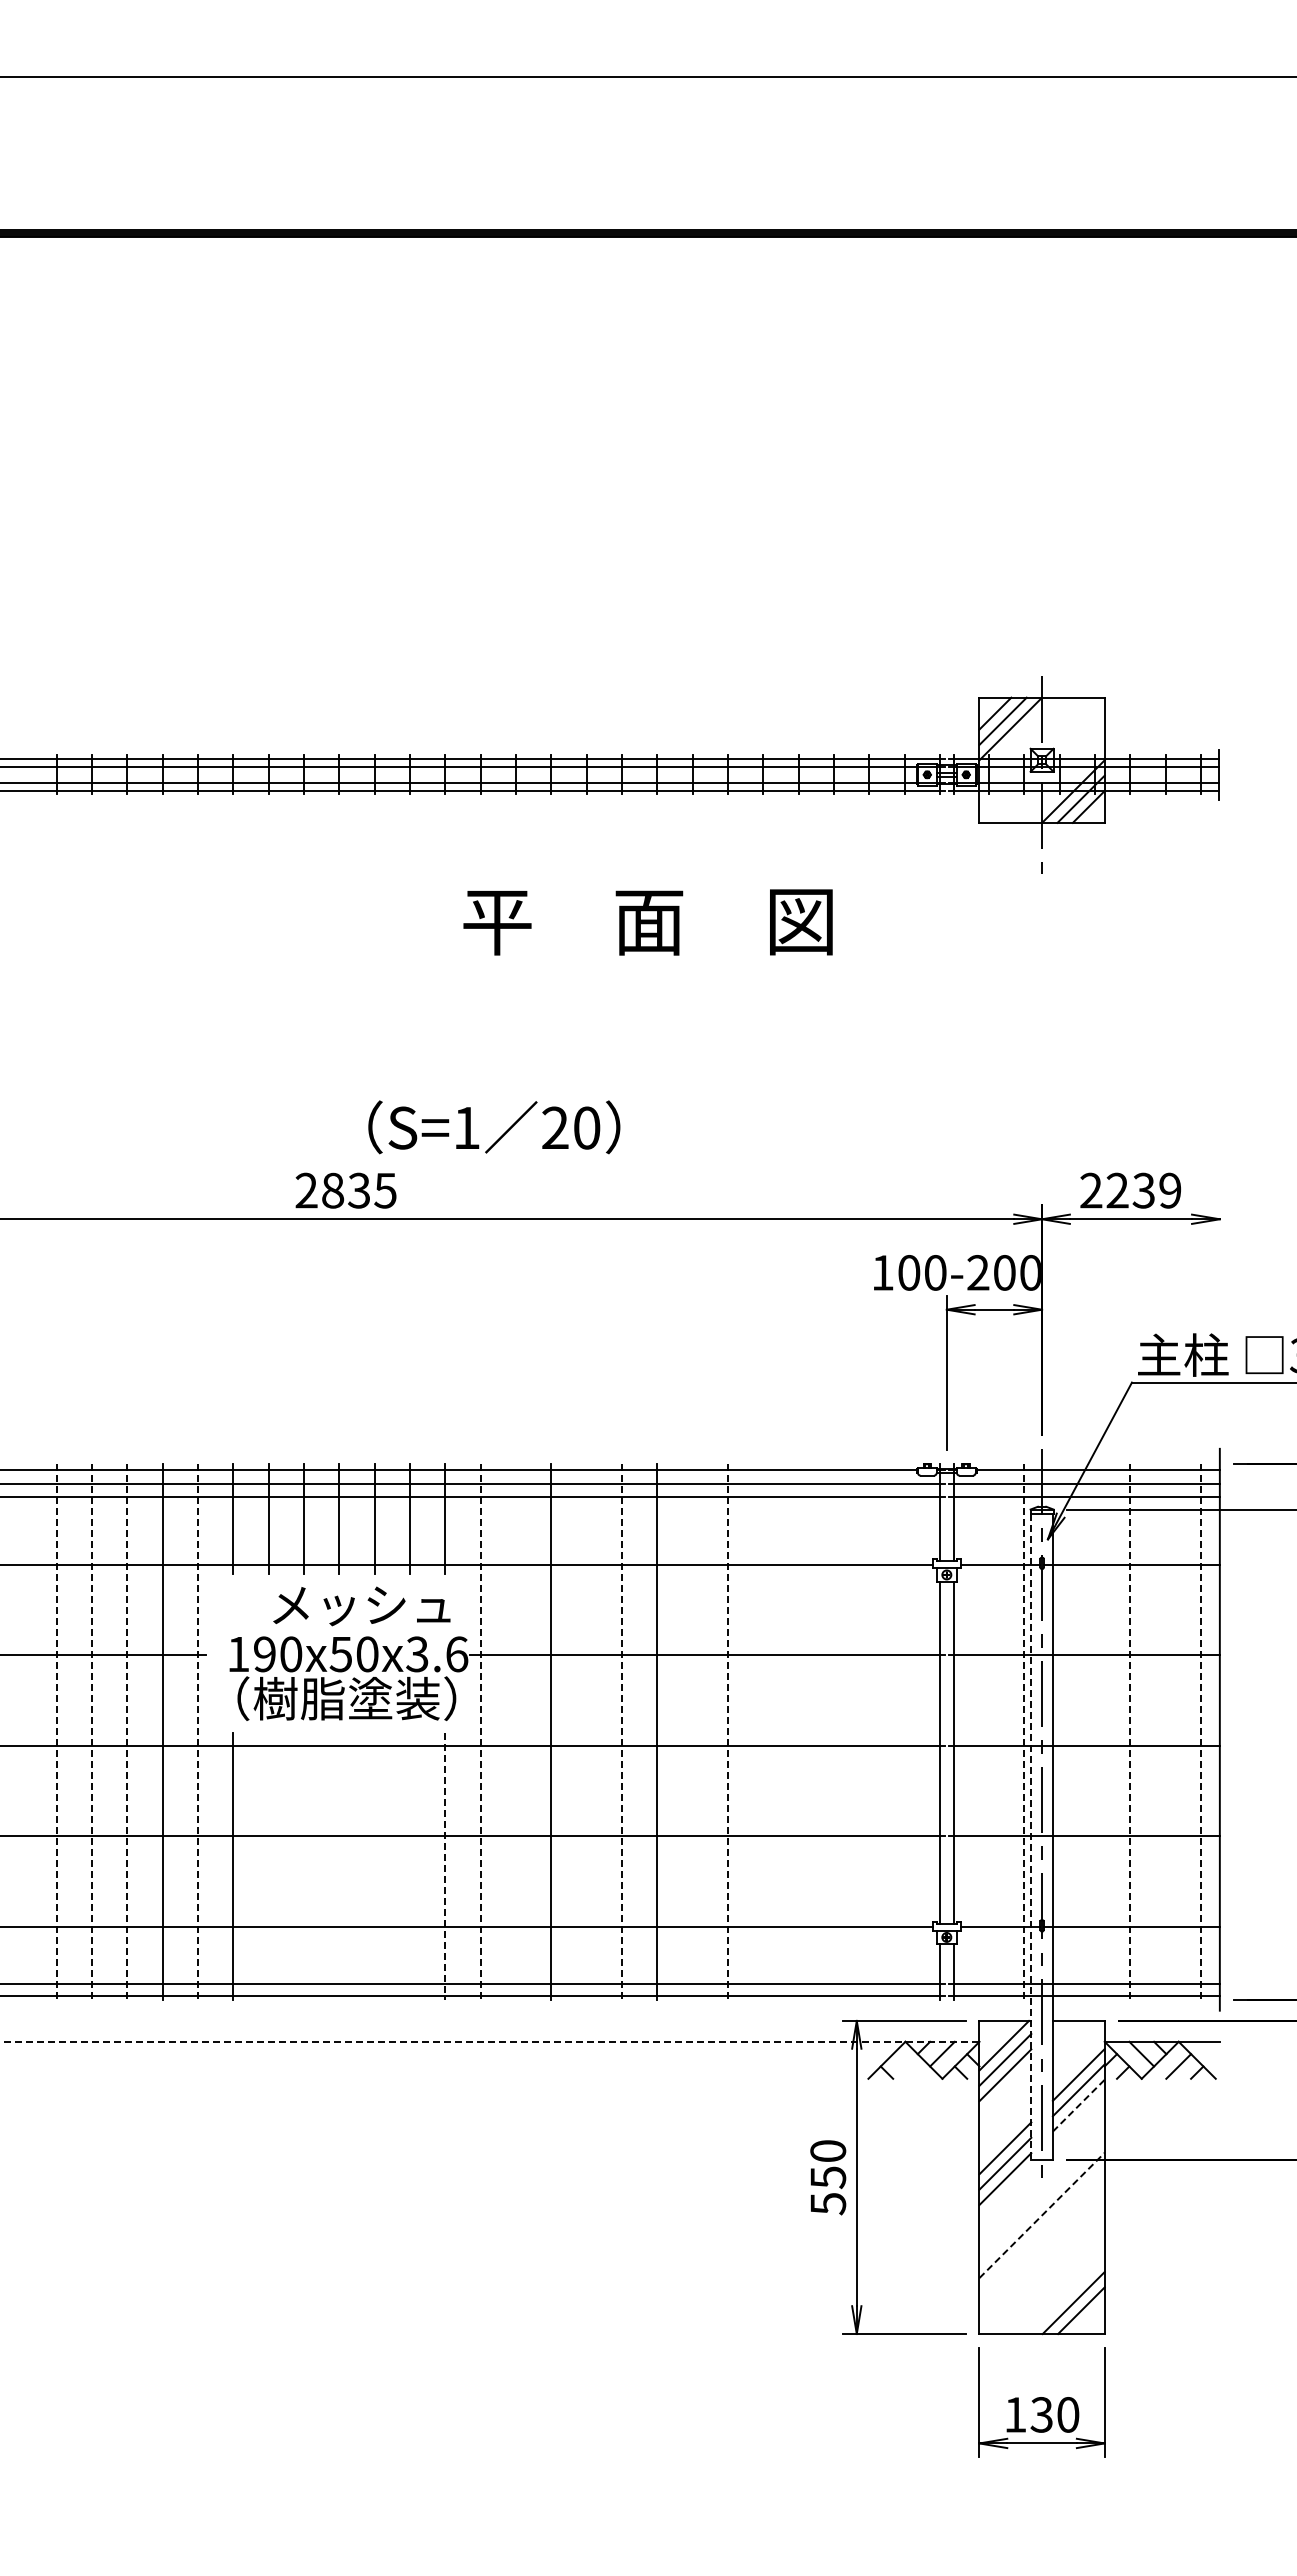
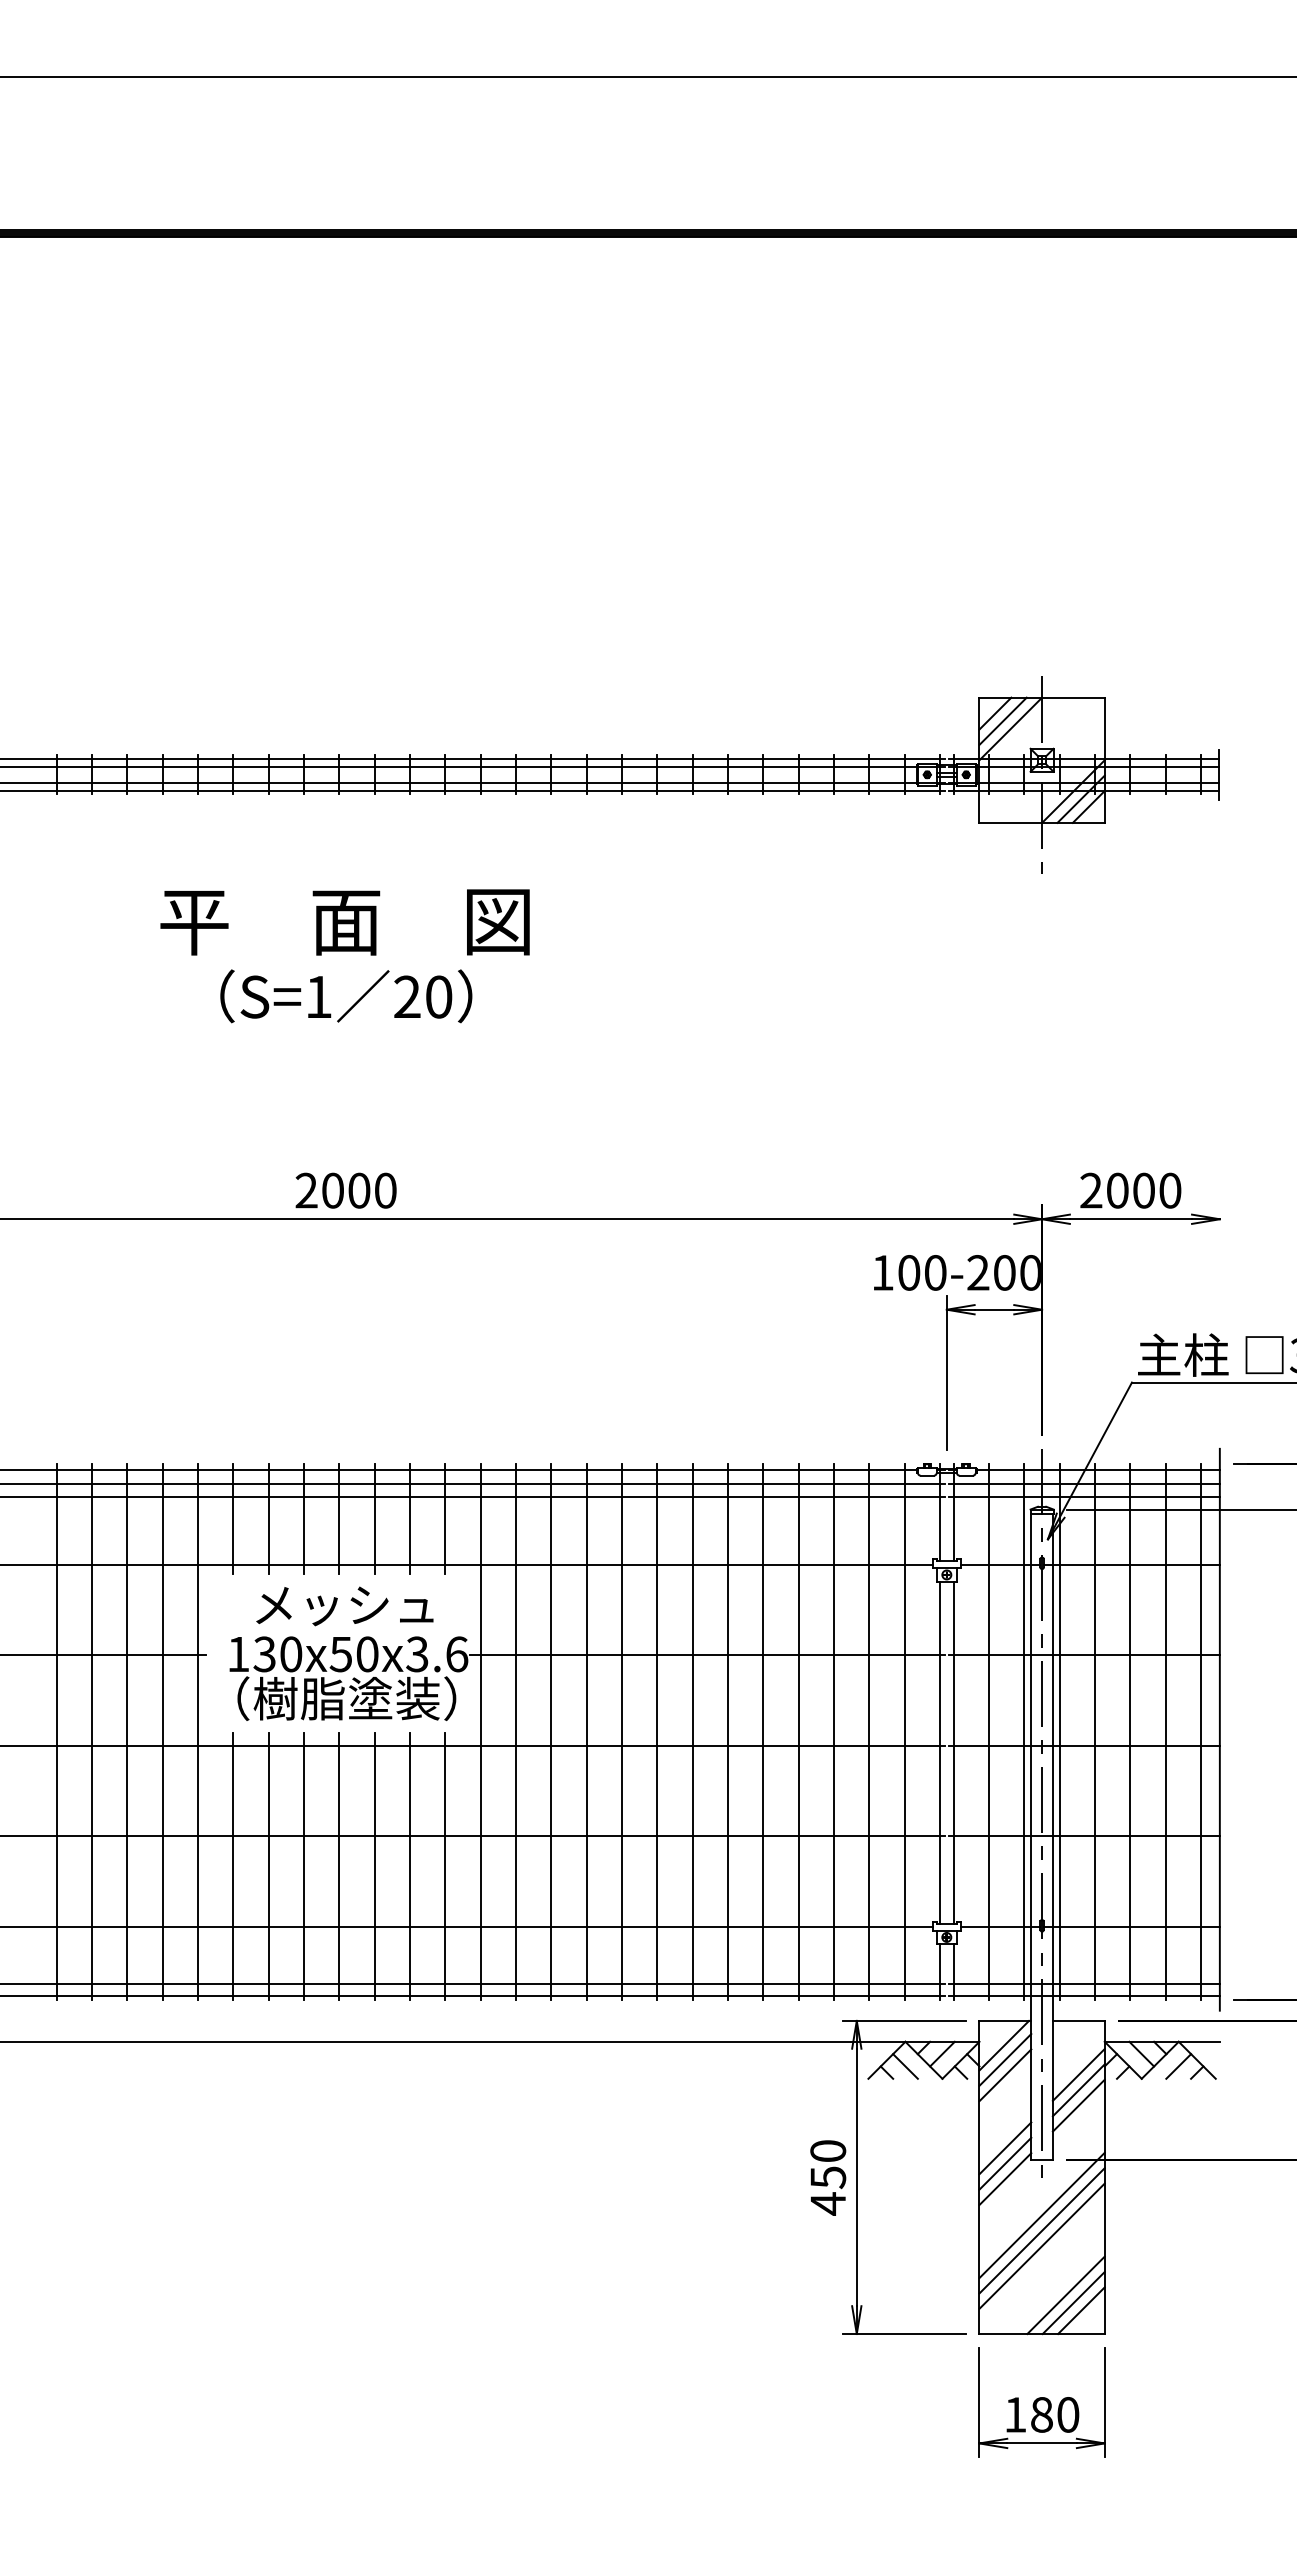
text position: (647, 922) -> (344, 922) (344, 922)
text position: (494, 1127) -> (346, 996) (346, 996)
text: 2835 -> 2000 (359, 1190)
text: 2239 -> 2000 (1143, 1190)
text position: (361, 1606) -> (344, 1606) (344, 1606)
text: 190x50x3.6 -> 130x50x3.6 (264, 1654)
line: dashed -> solid (56, 1732)
line: dashed -> solid (92, 1732)
line: dashed -> solid (127, 1732)
line: dashed -> solid (198, 1732)
line: dashed -> solid (480, 1732)
line: none -> present (516, 1732)
line: none -> present (586, 1732)
line: dashed -> solid (621, 1732)
line: none -> present (692, 1732)
line: dashed -> solid (727, 1732)
line: none -> present (763, 1732)
line: none -> present (798, 1732)
line: none -> present (833, 1732)
line: none -> present (869, 1732)
line: none -> present (904, 1732)
line: none -> present (989, 1732)
line: dashed -> solid (1024, 1732)
line: none -> present (1059, 1732)
line: none -> present (1095, 1732)
line: dashed -> solid (1130, 1732)
line: none -> present (1165, 1732)
line: dashed -> solid (1201, 1732)
line: dashed -> solid (1031, 1837)
line: none -> present (268, 1866)
line: none -> present (304, 1866)
line: none -> present (339, 1866)
line: none -> present (374, 1866)
line: none -> present (410, 1866)
line: dashed -> solid (445, 1867)
line: dashed -> solid (489, 2041)
line: none -> present (905, 2066)
line: dashed -> solid (1078, 2105)
text: 550 -> 450 (828, 2203)
line: dashed -> solid (1042, 2215)
line: none -> present (1041, 2230)
line: none -> present (1041, 2245)
line: none -> present (1065, 2295)
text: 130 -> 180 (1041, 2414)
